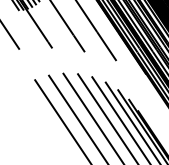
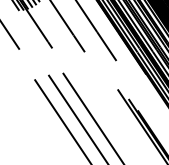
line: present -> none (106, 117)
line: present -> none (119, 118)
line: present -> none (131, 121)
